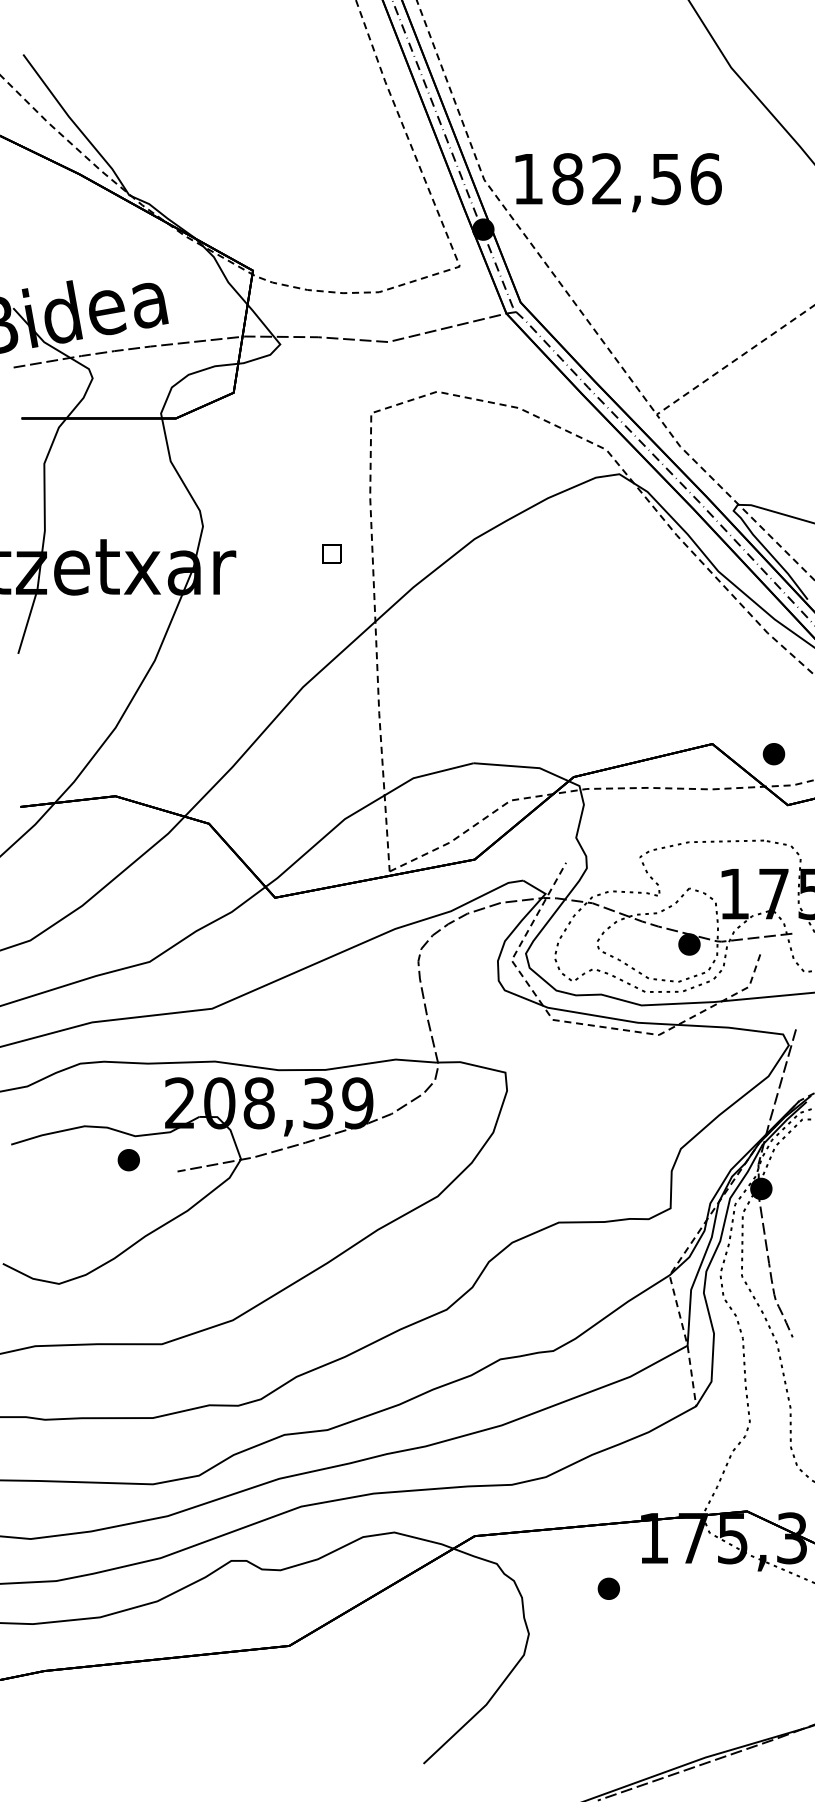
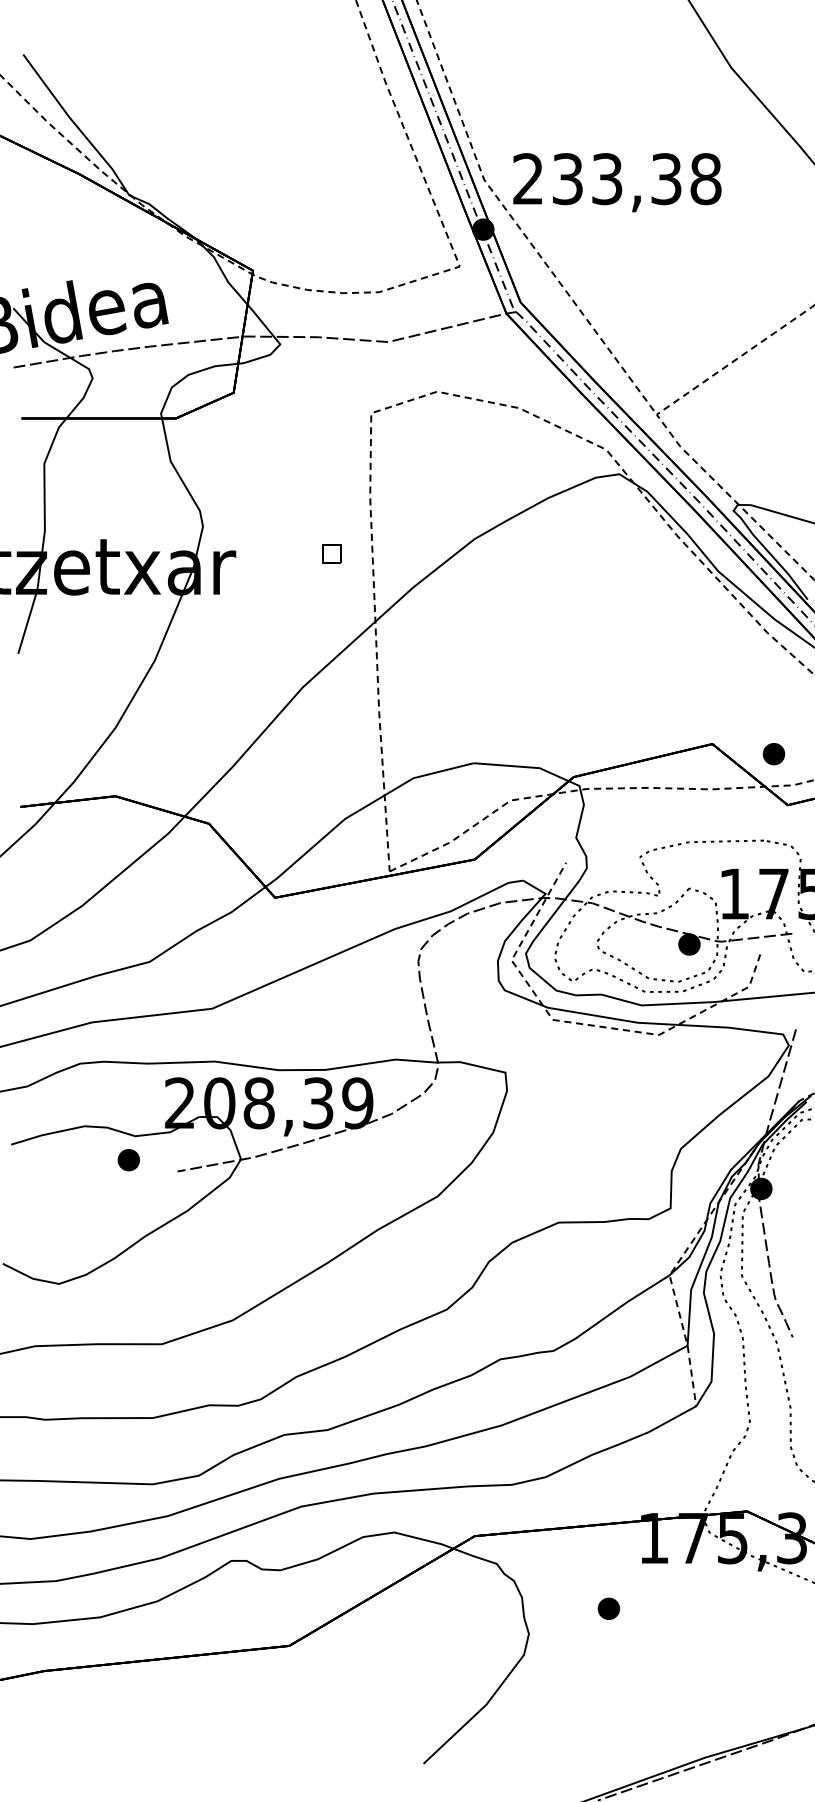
text: 182,56 -> 233,38 (617, 179)
part position: (608, 1588) -> (608, 1608) (608, 1608)
